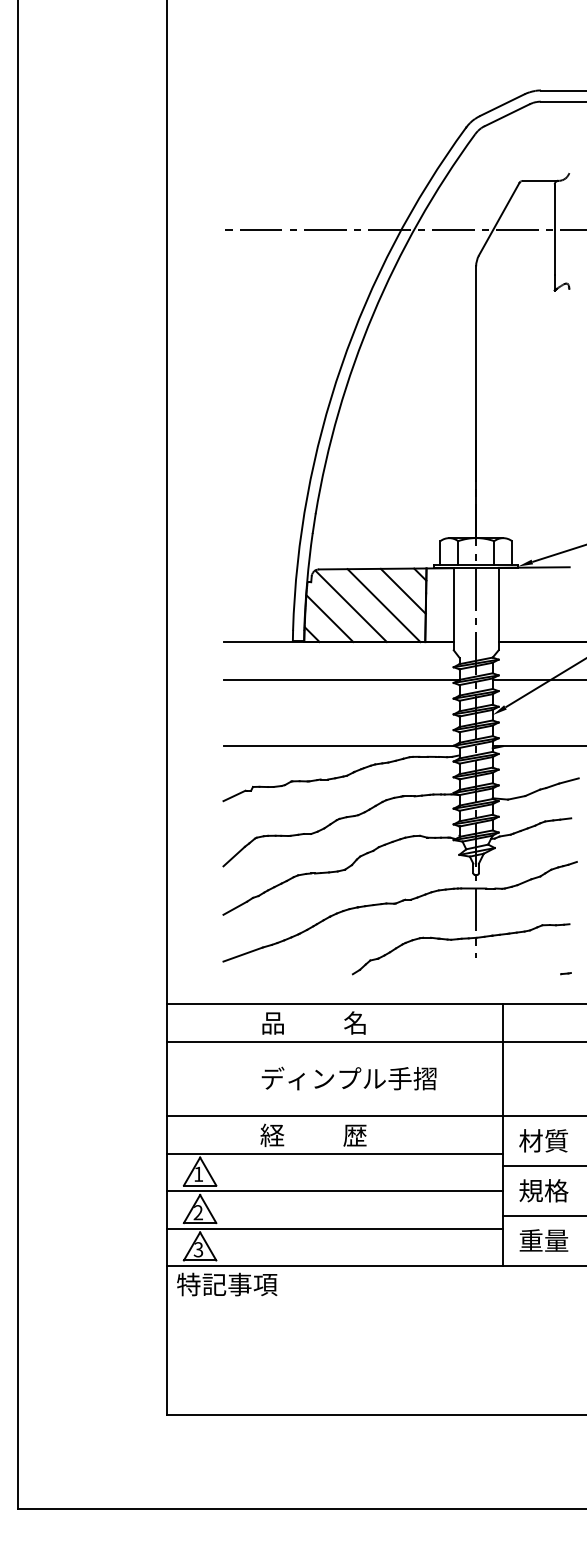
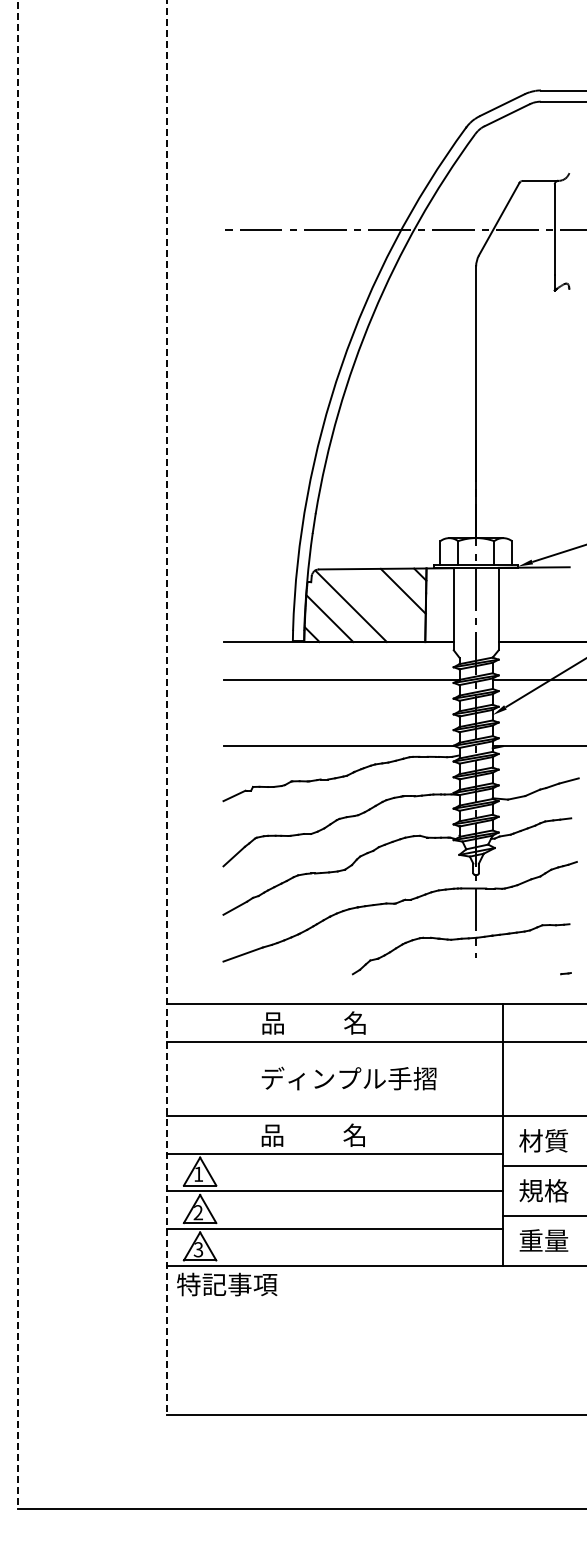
line: present -> none (383, 605)
line: solid -> dashed (167, 707)
line: solid -> dashed (17, 755)
text: 経          歴 -> 品          名 (313, 1135)
